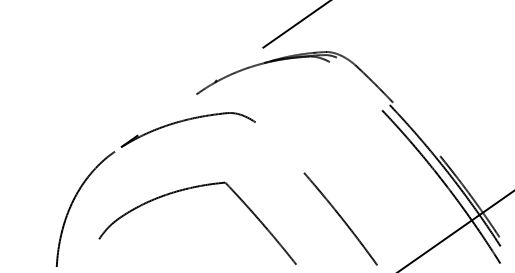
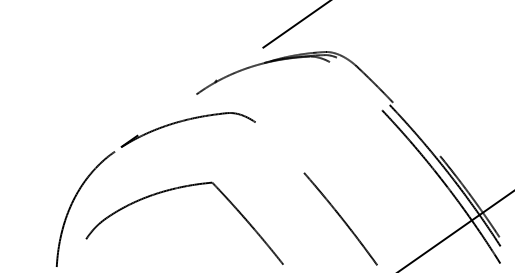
part position: (189, 189) -> (176, 189) (176, 189)
